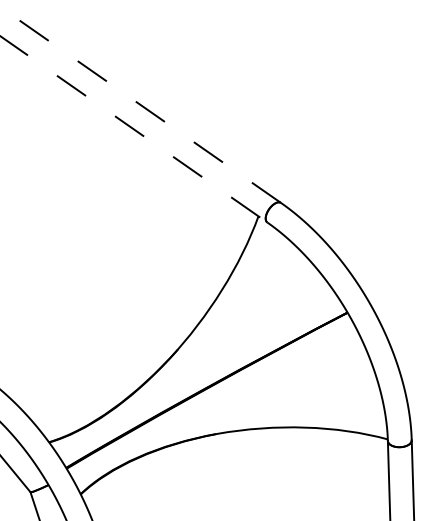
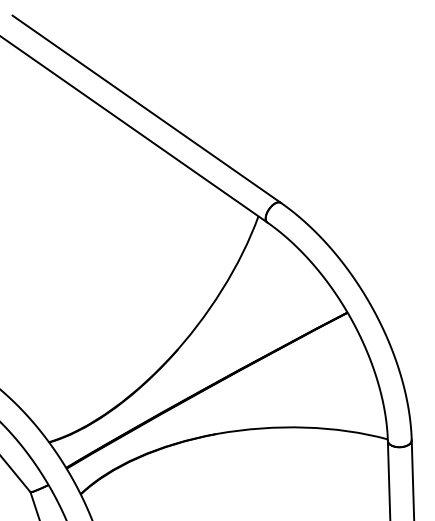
line: dashed -> solid (146, 109)
line: dashed -> solid (133, 129)
